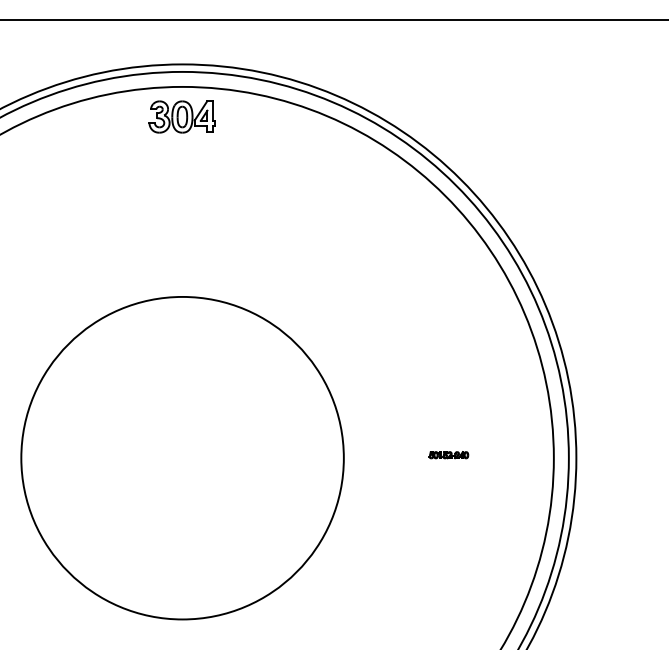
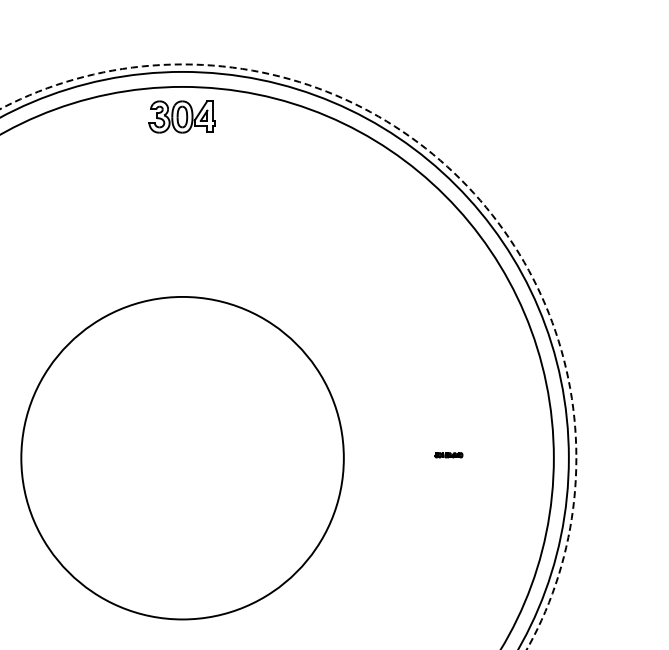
line: present -> none (333, 19)
circle: solid -> dashed (288, 356)
part size: 42x9 px -> 30x7 px (448, 455)
